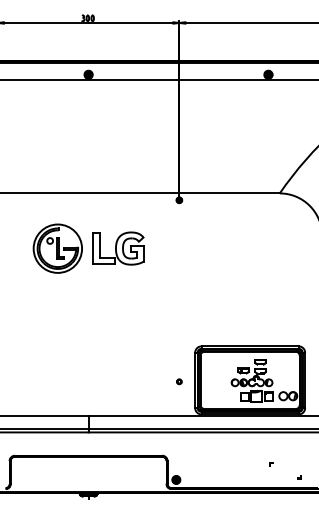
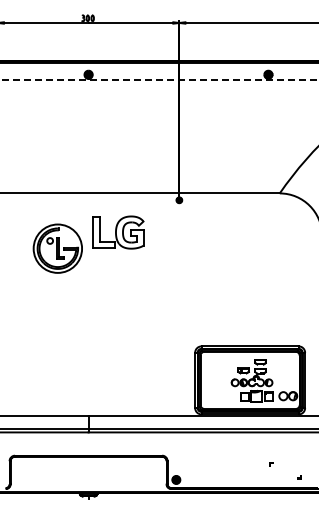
line: solid -> dashed (159, 80)
part position: (118, 248) -> (118, 232) (118, 232)
part: present -> none (179, 381)
